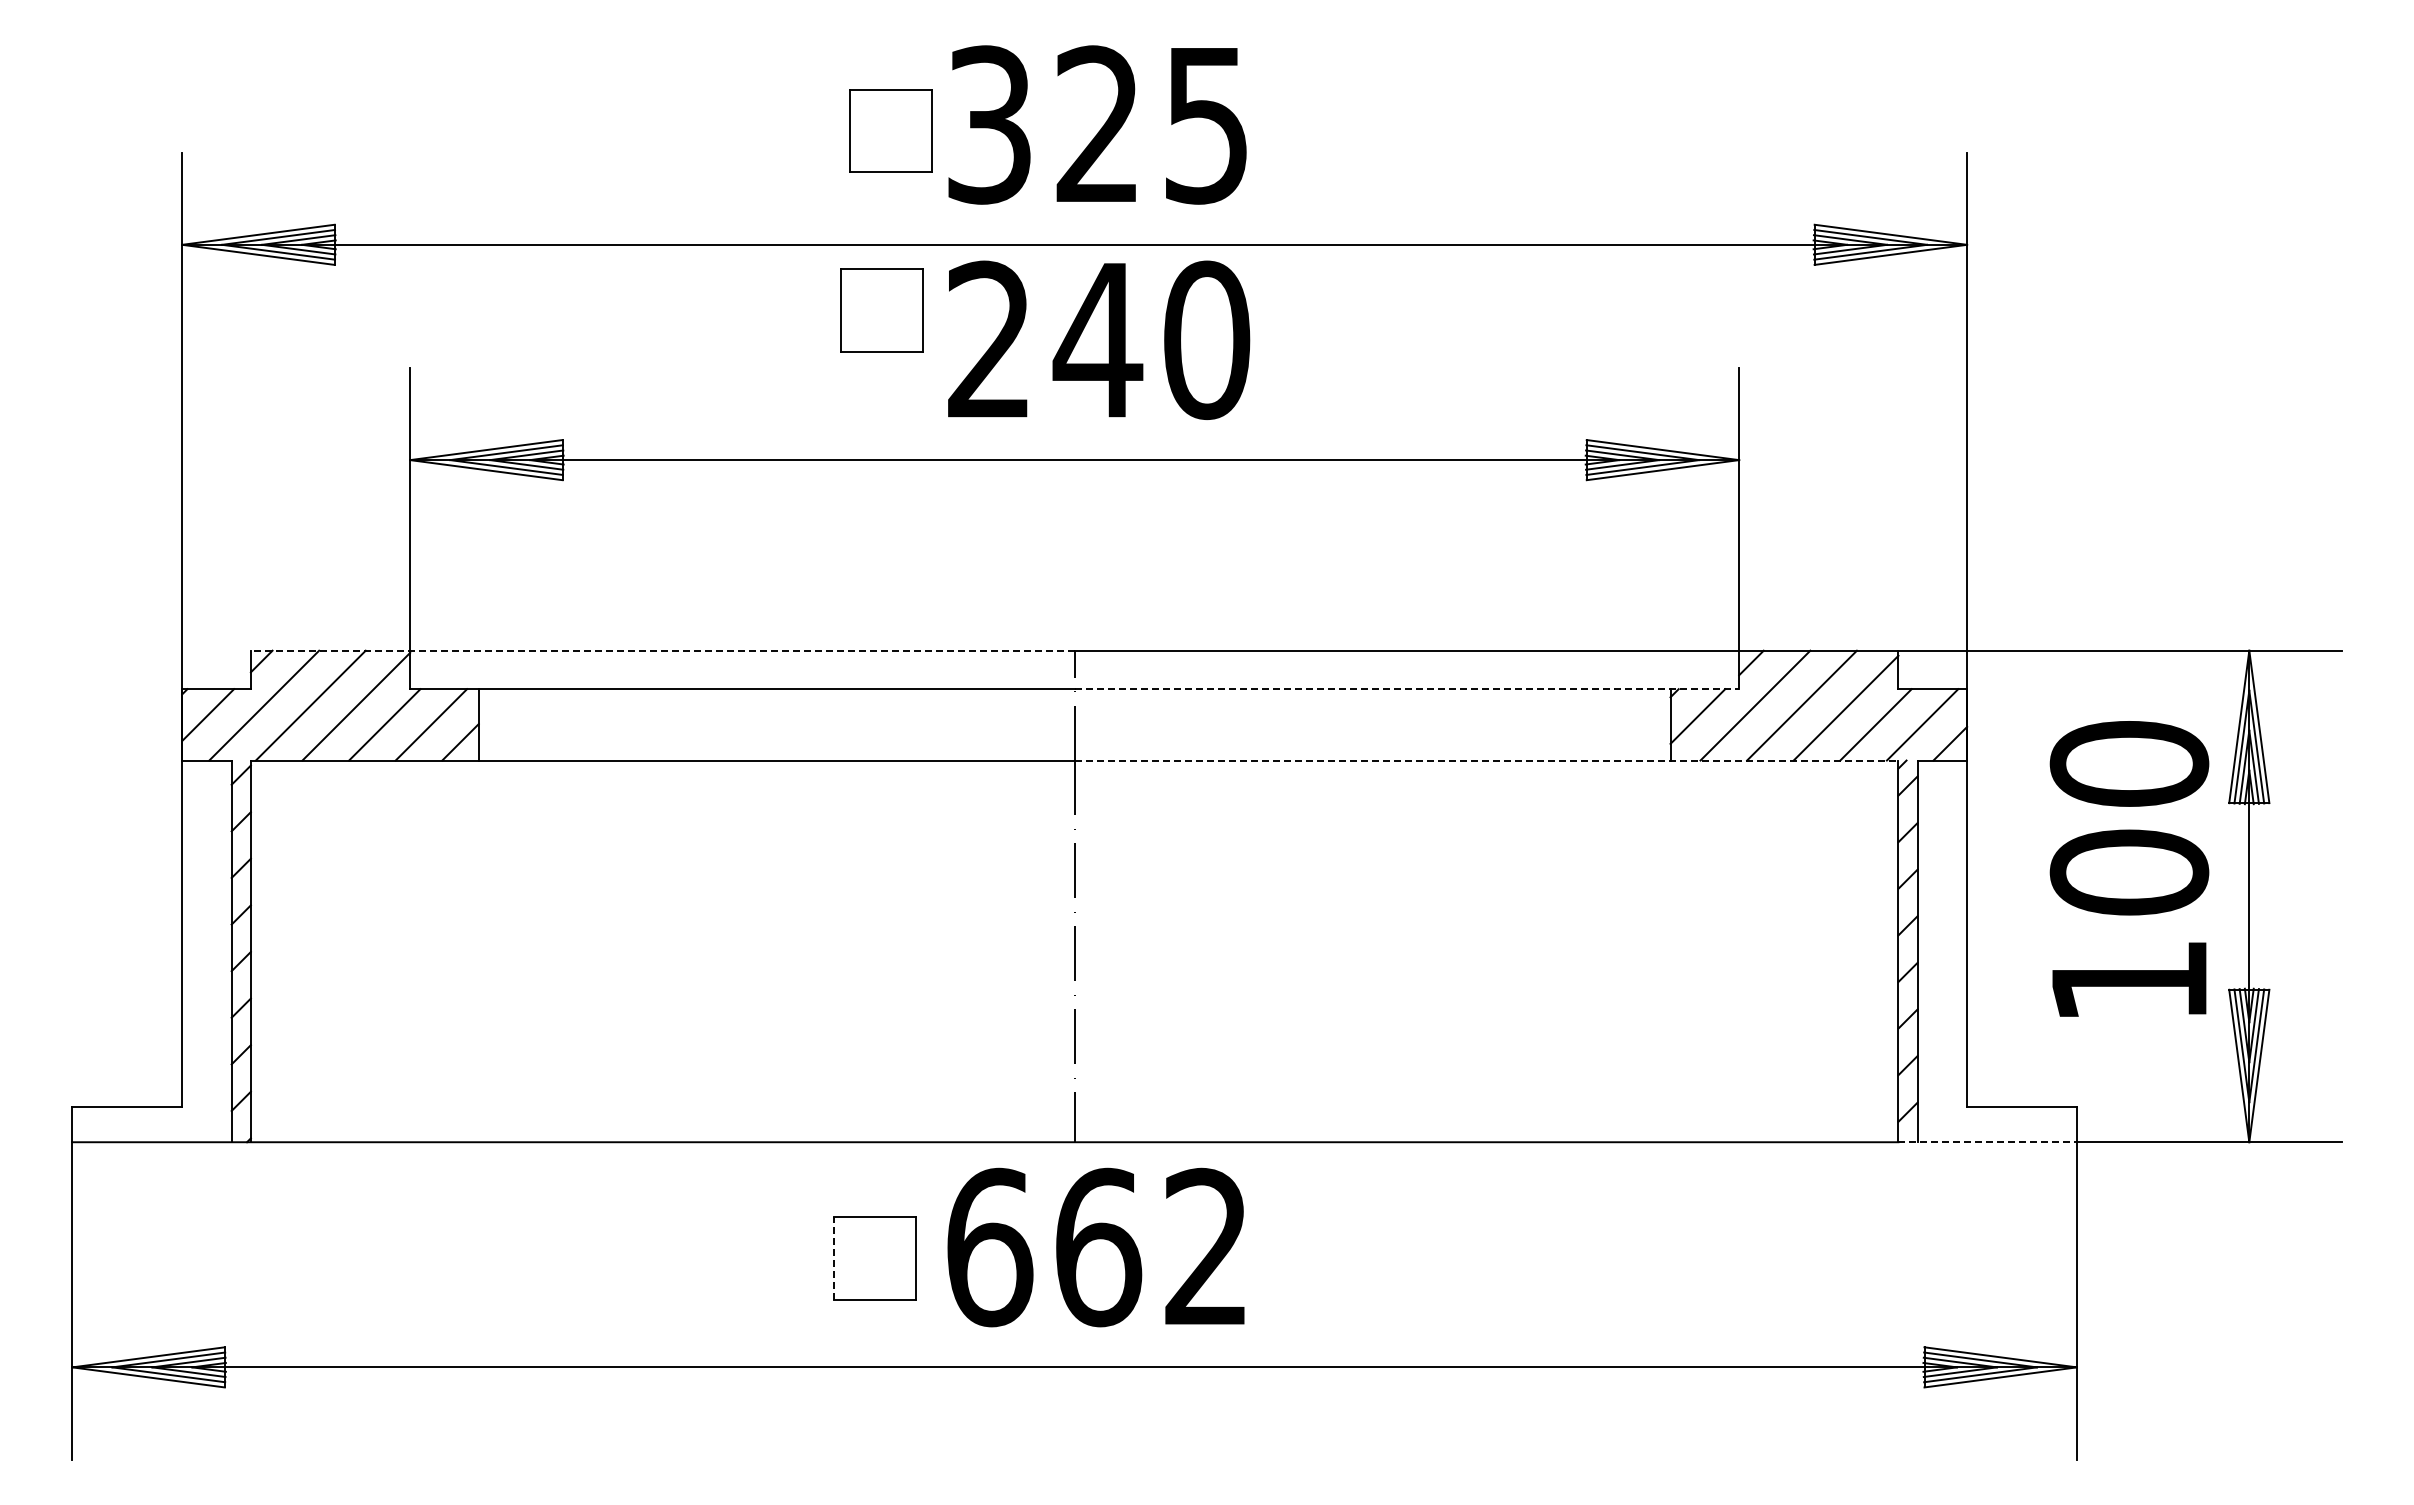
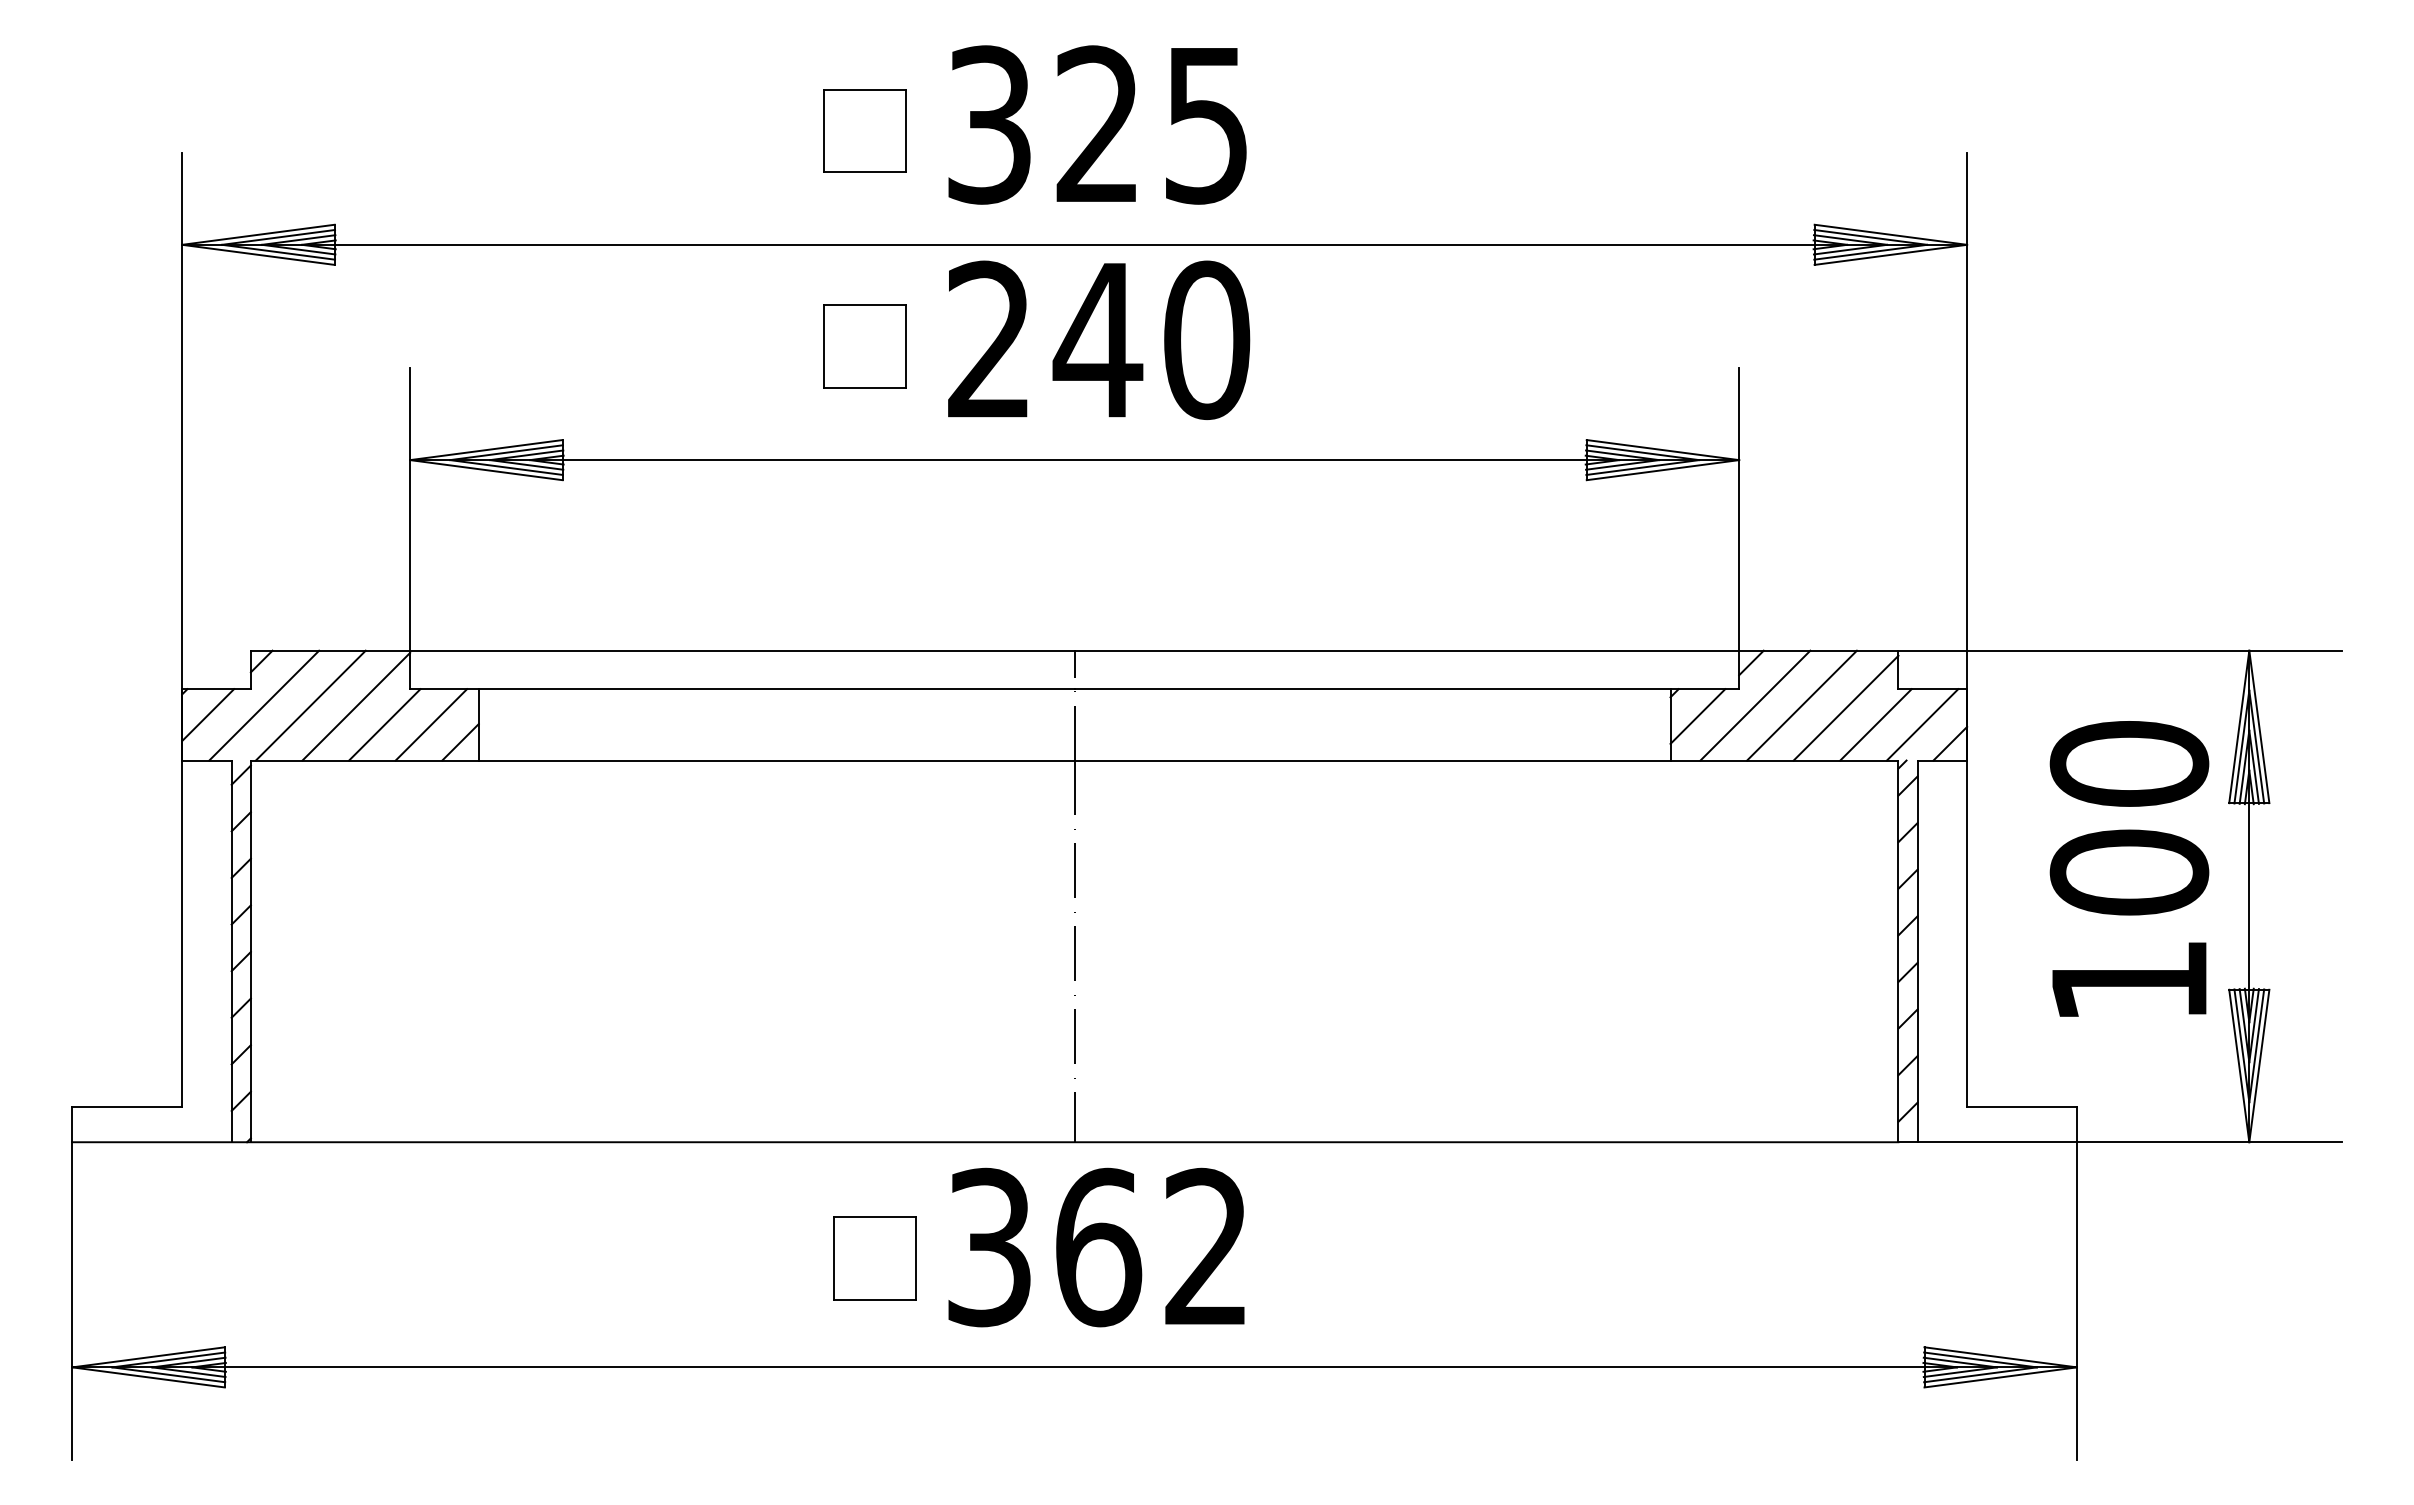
part position: (890, 130) -> (864, 130) (864, 130)
part position: (881, 310) -> (864, 346) (864, 346)
line: dashed -> solid (662, 650)
line: dashed -> solid (1407, 689)
line: dashed -> solid (1486, 760)
line: dashed -> solid (1988, 1142)
text: 662 -> 362 (990, 1247)
line: dashed -> solid (833, 1257)
